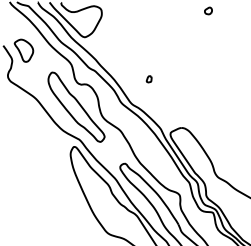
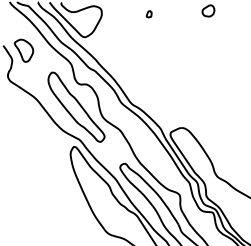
part size: 9x10 px -> 15x14 px (208, 10)
part position: (148, 79) -> (148, 14) (148, 14)
